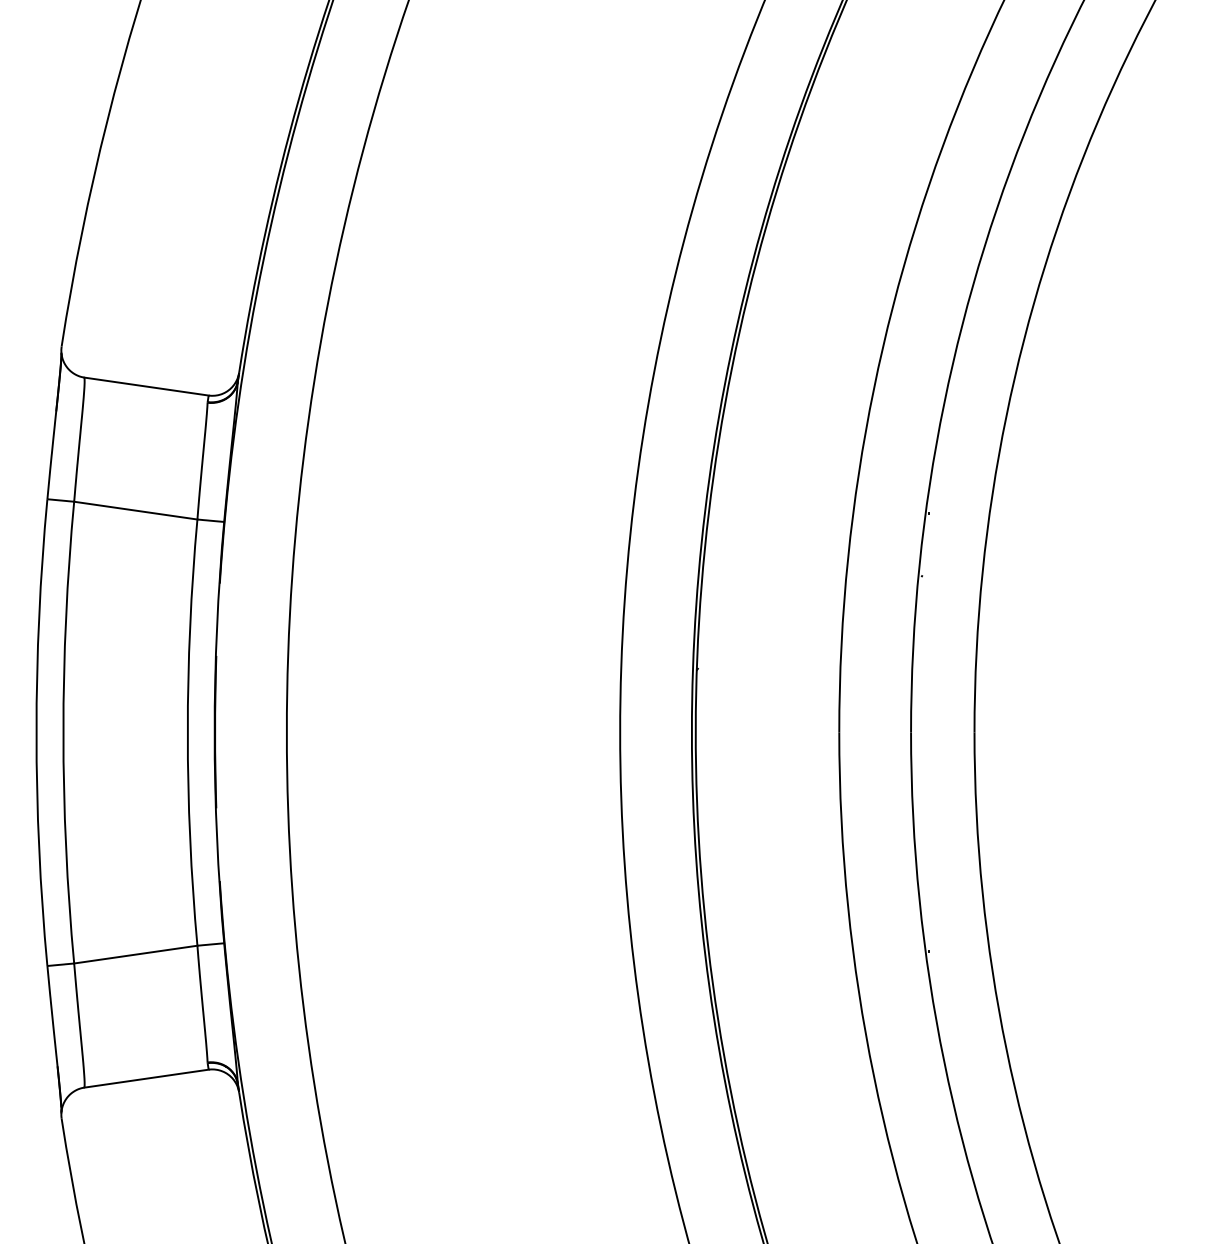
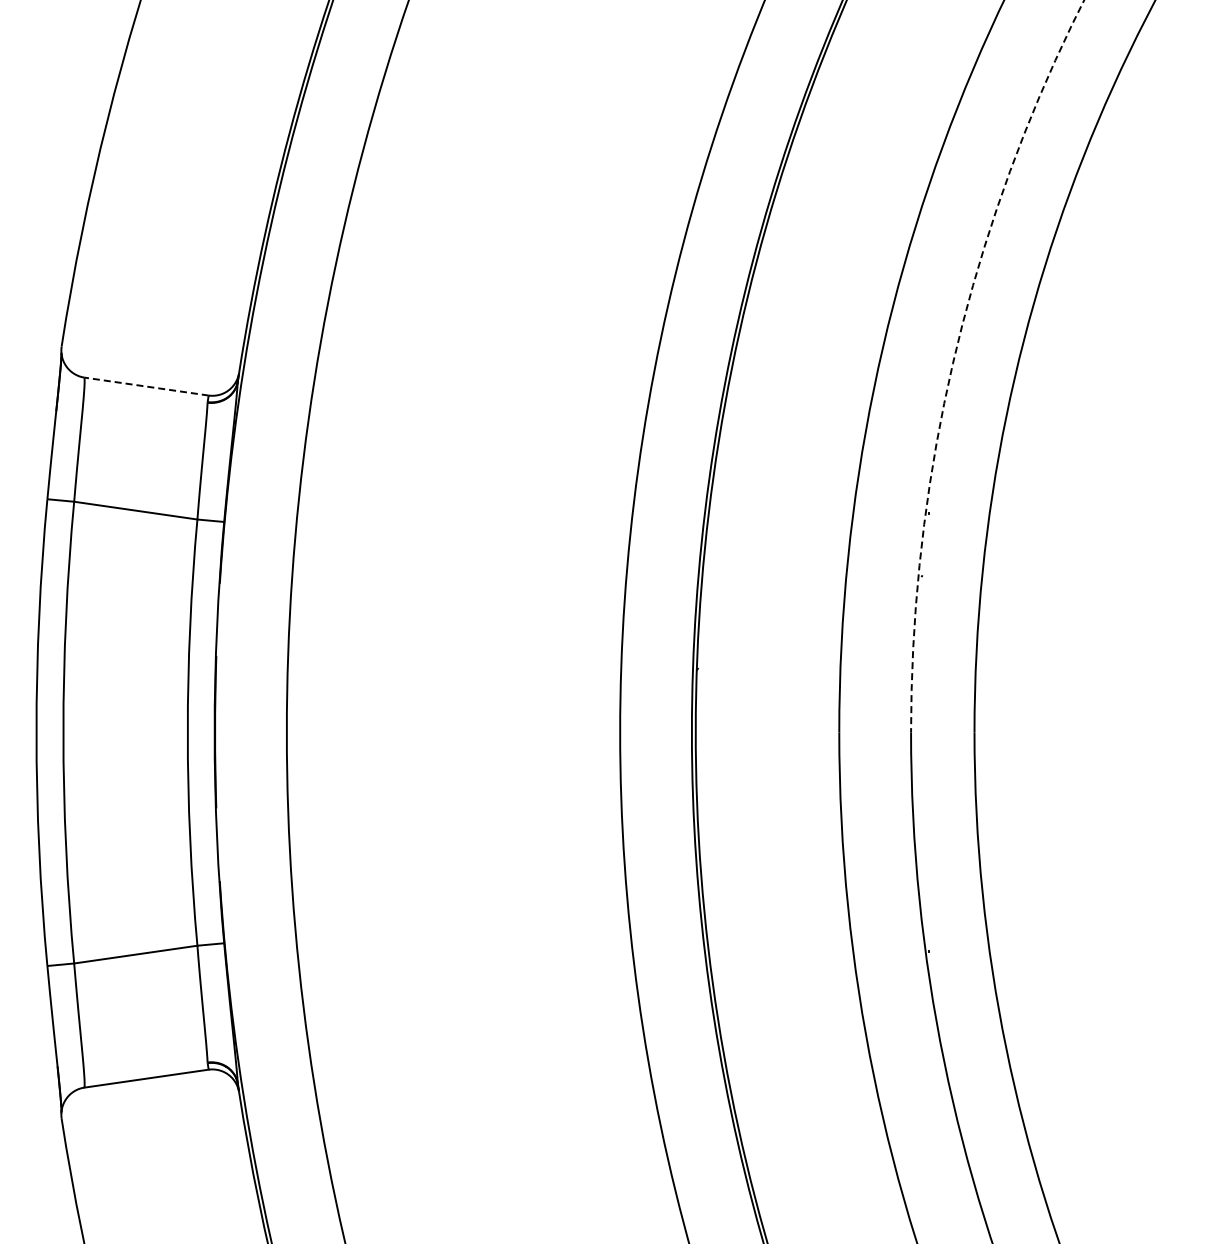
arc: solid -> dashed (954, 359)
line: solid -> dashed (146, 386)
